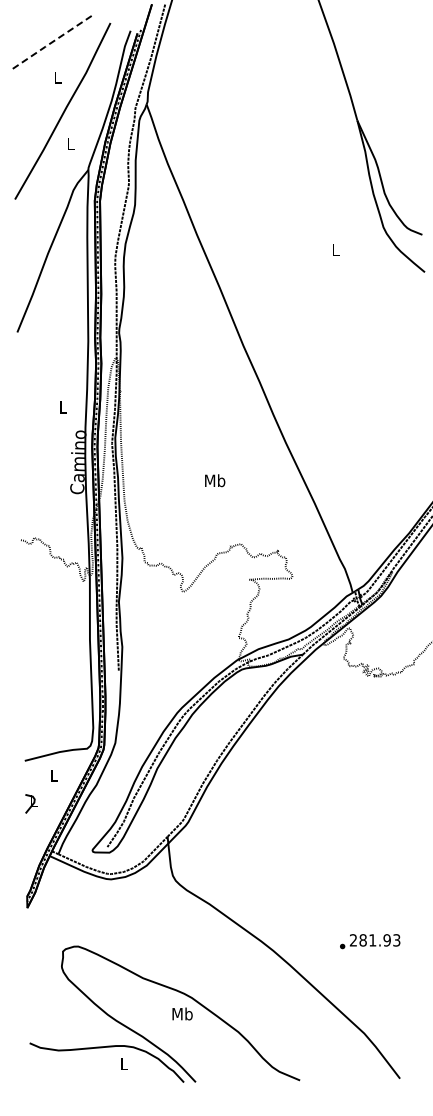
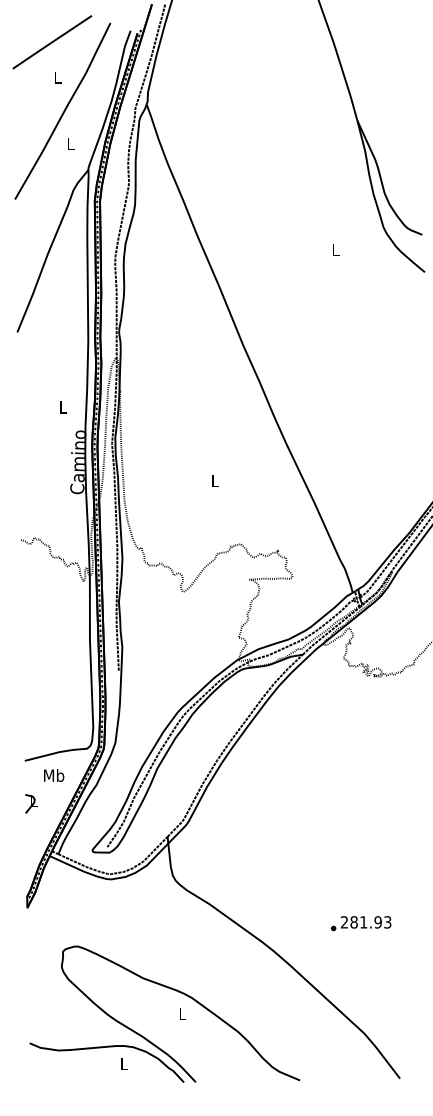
line: dashed -> solid (52, 42)
text: Mb -> L (215, 480)
text: L -> Mb (54, 775)
text position: (370, 941) -> (361, 923) (361, 923)
text: Mb -> L (182, 1013)
